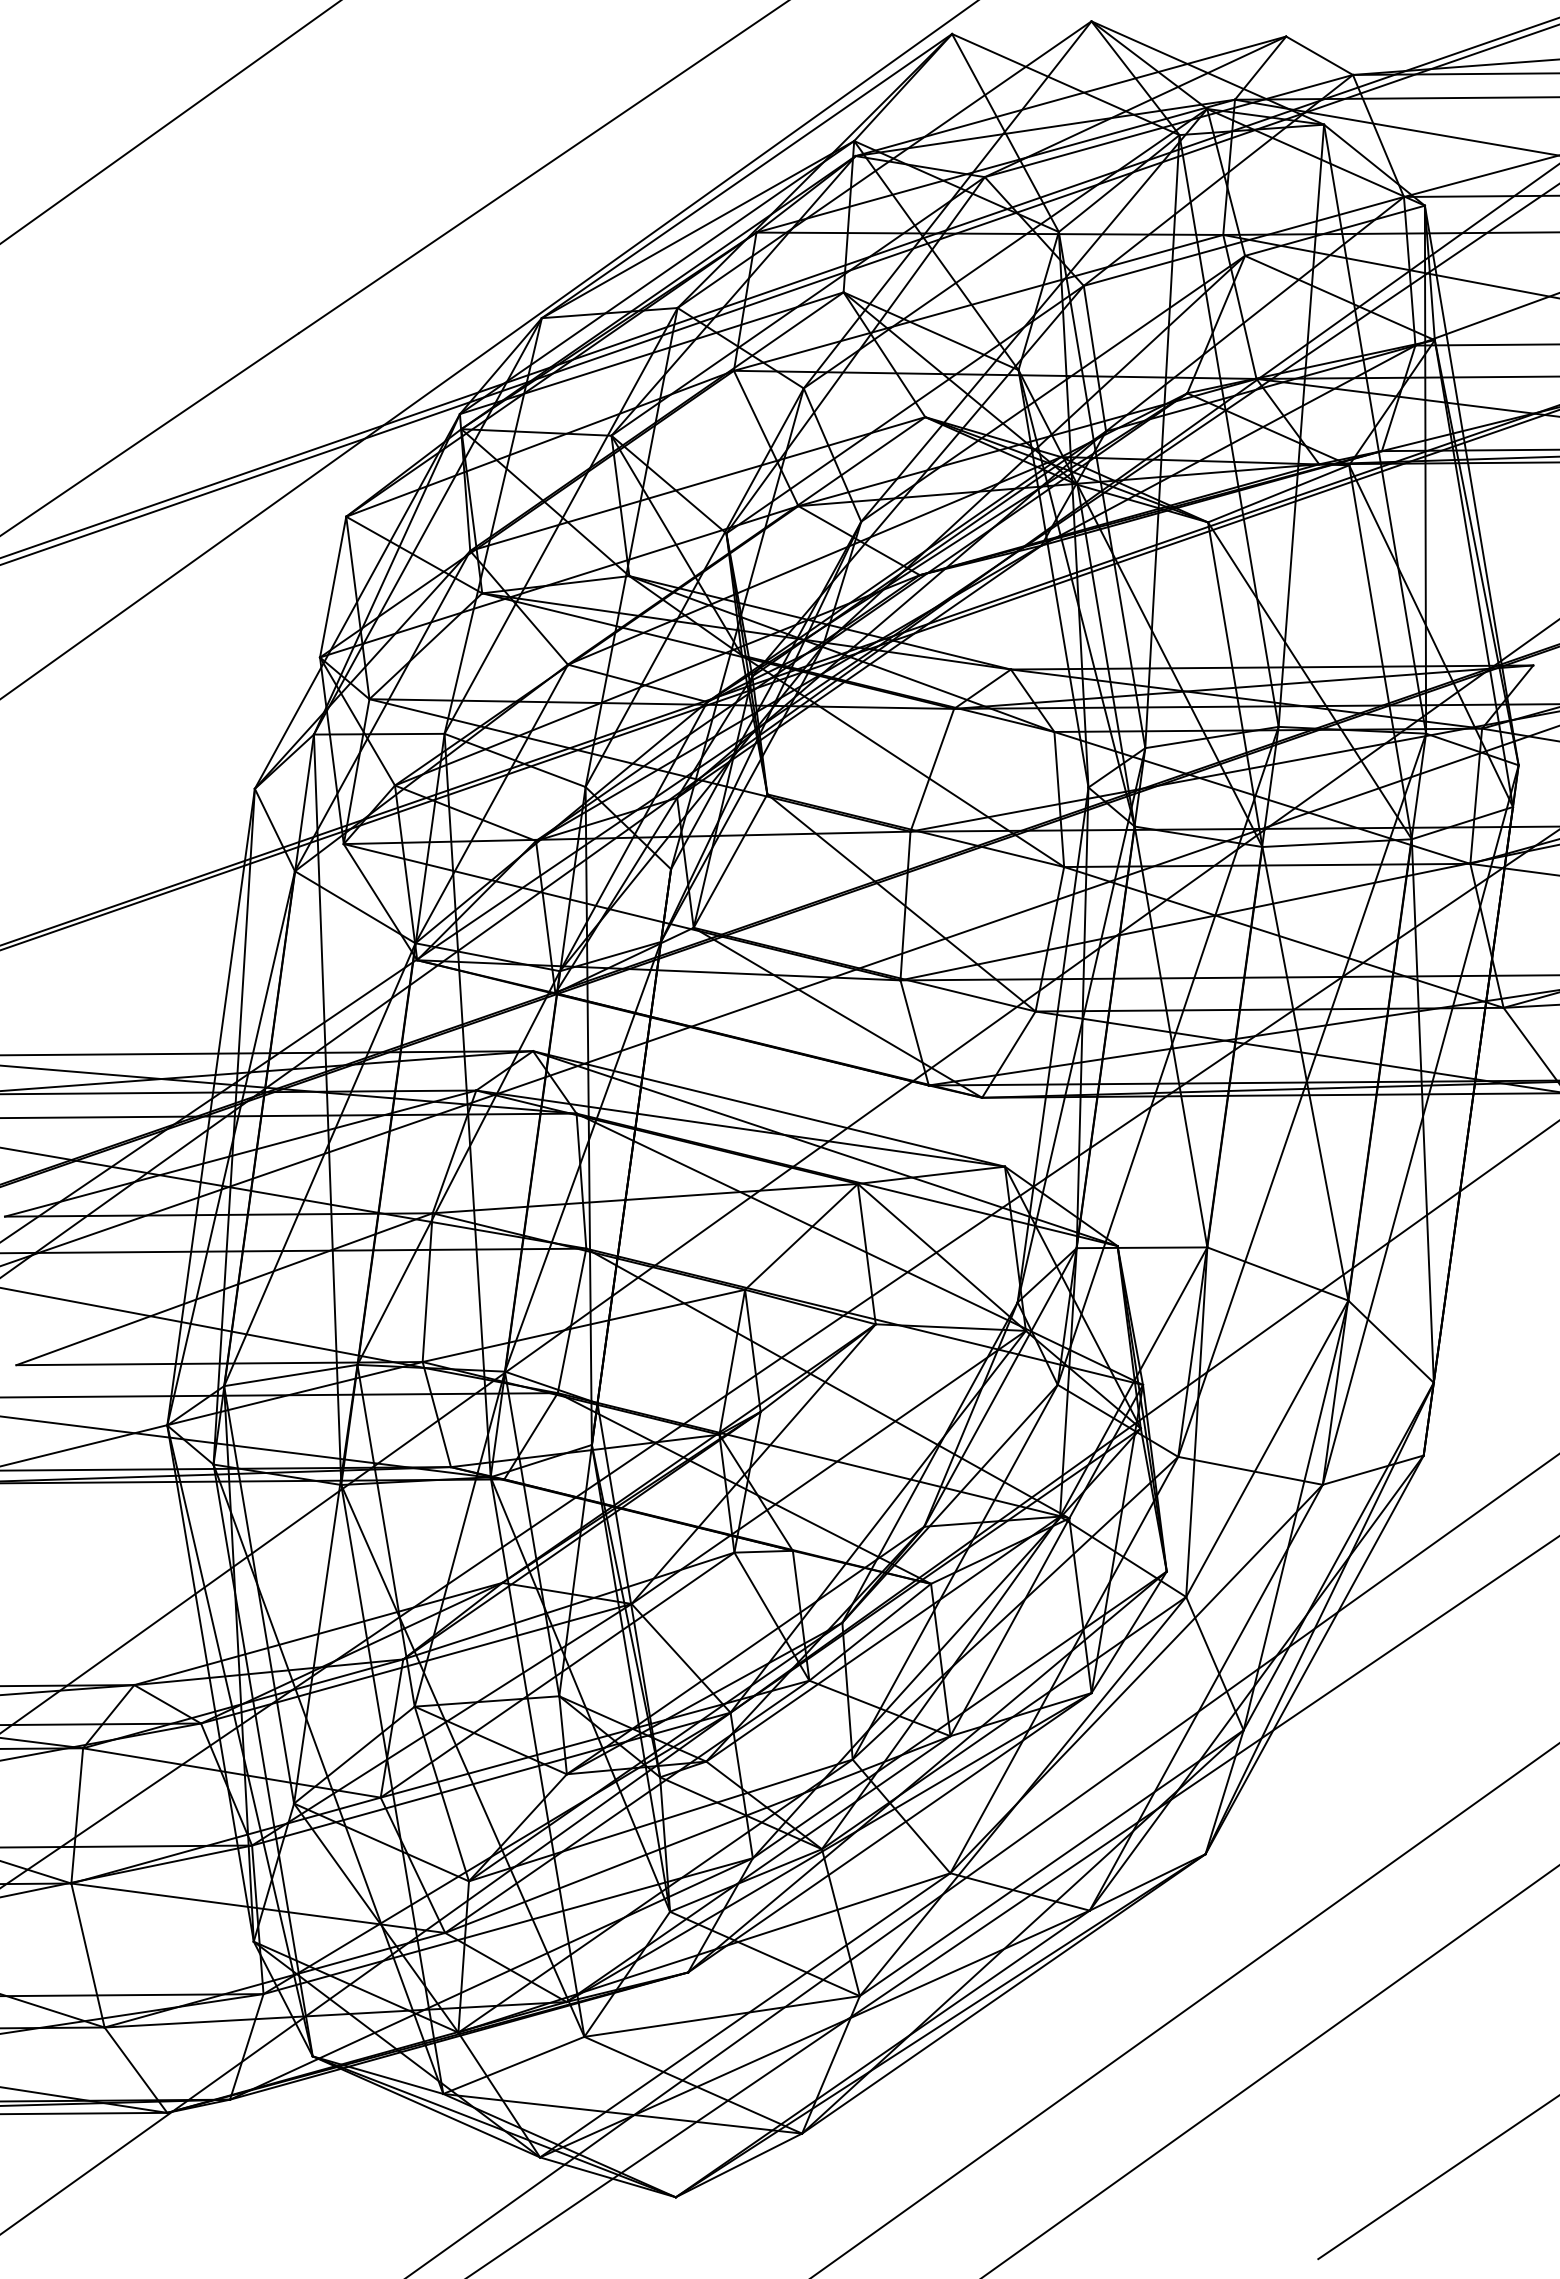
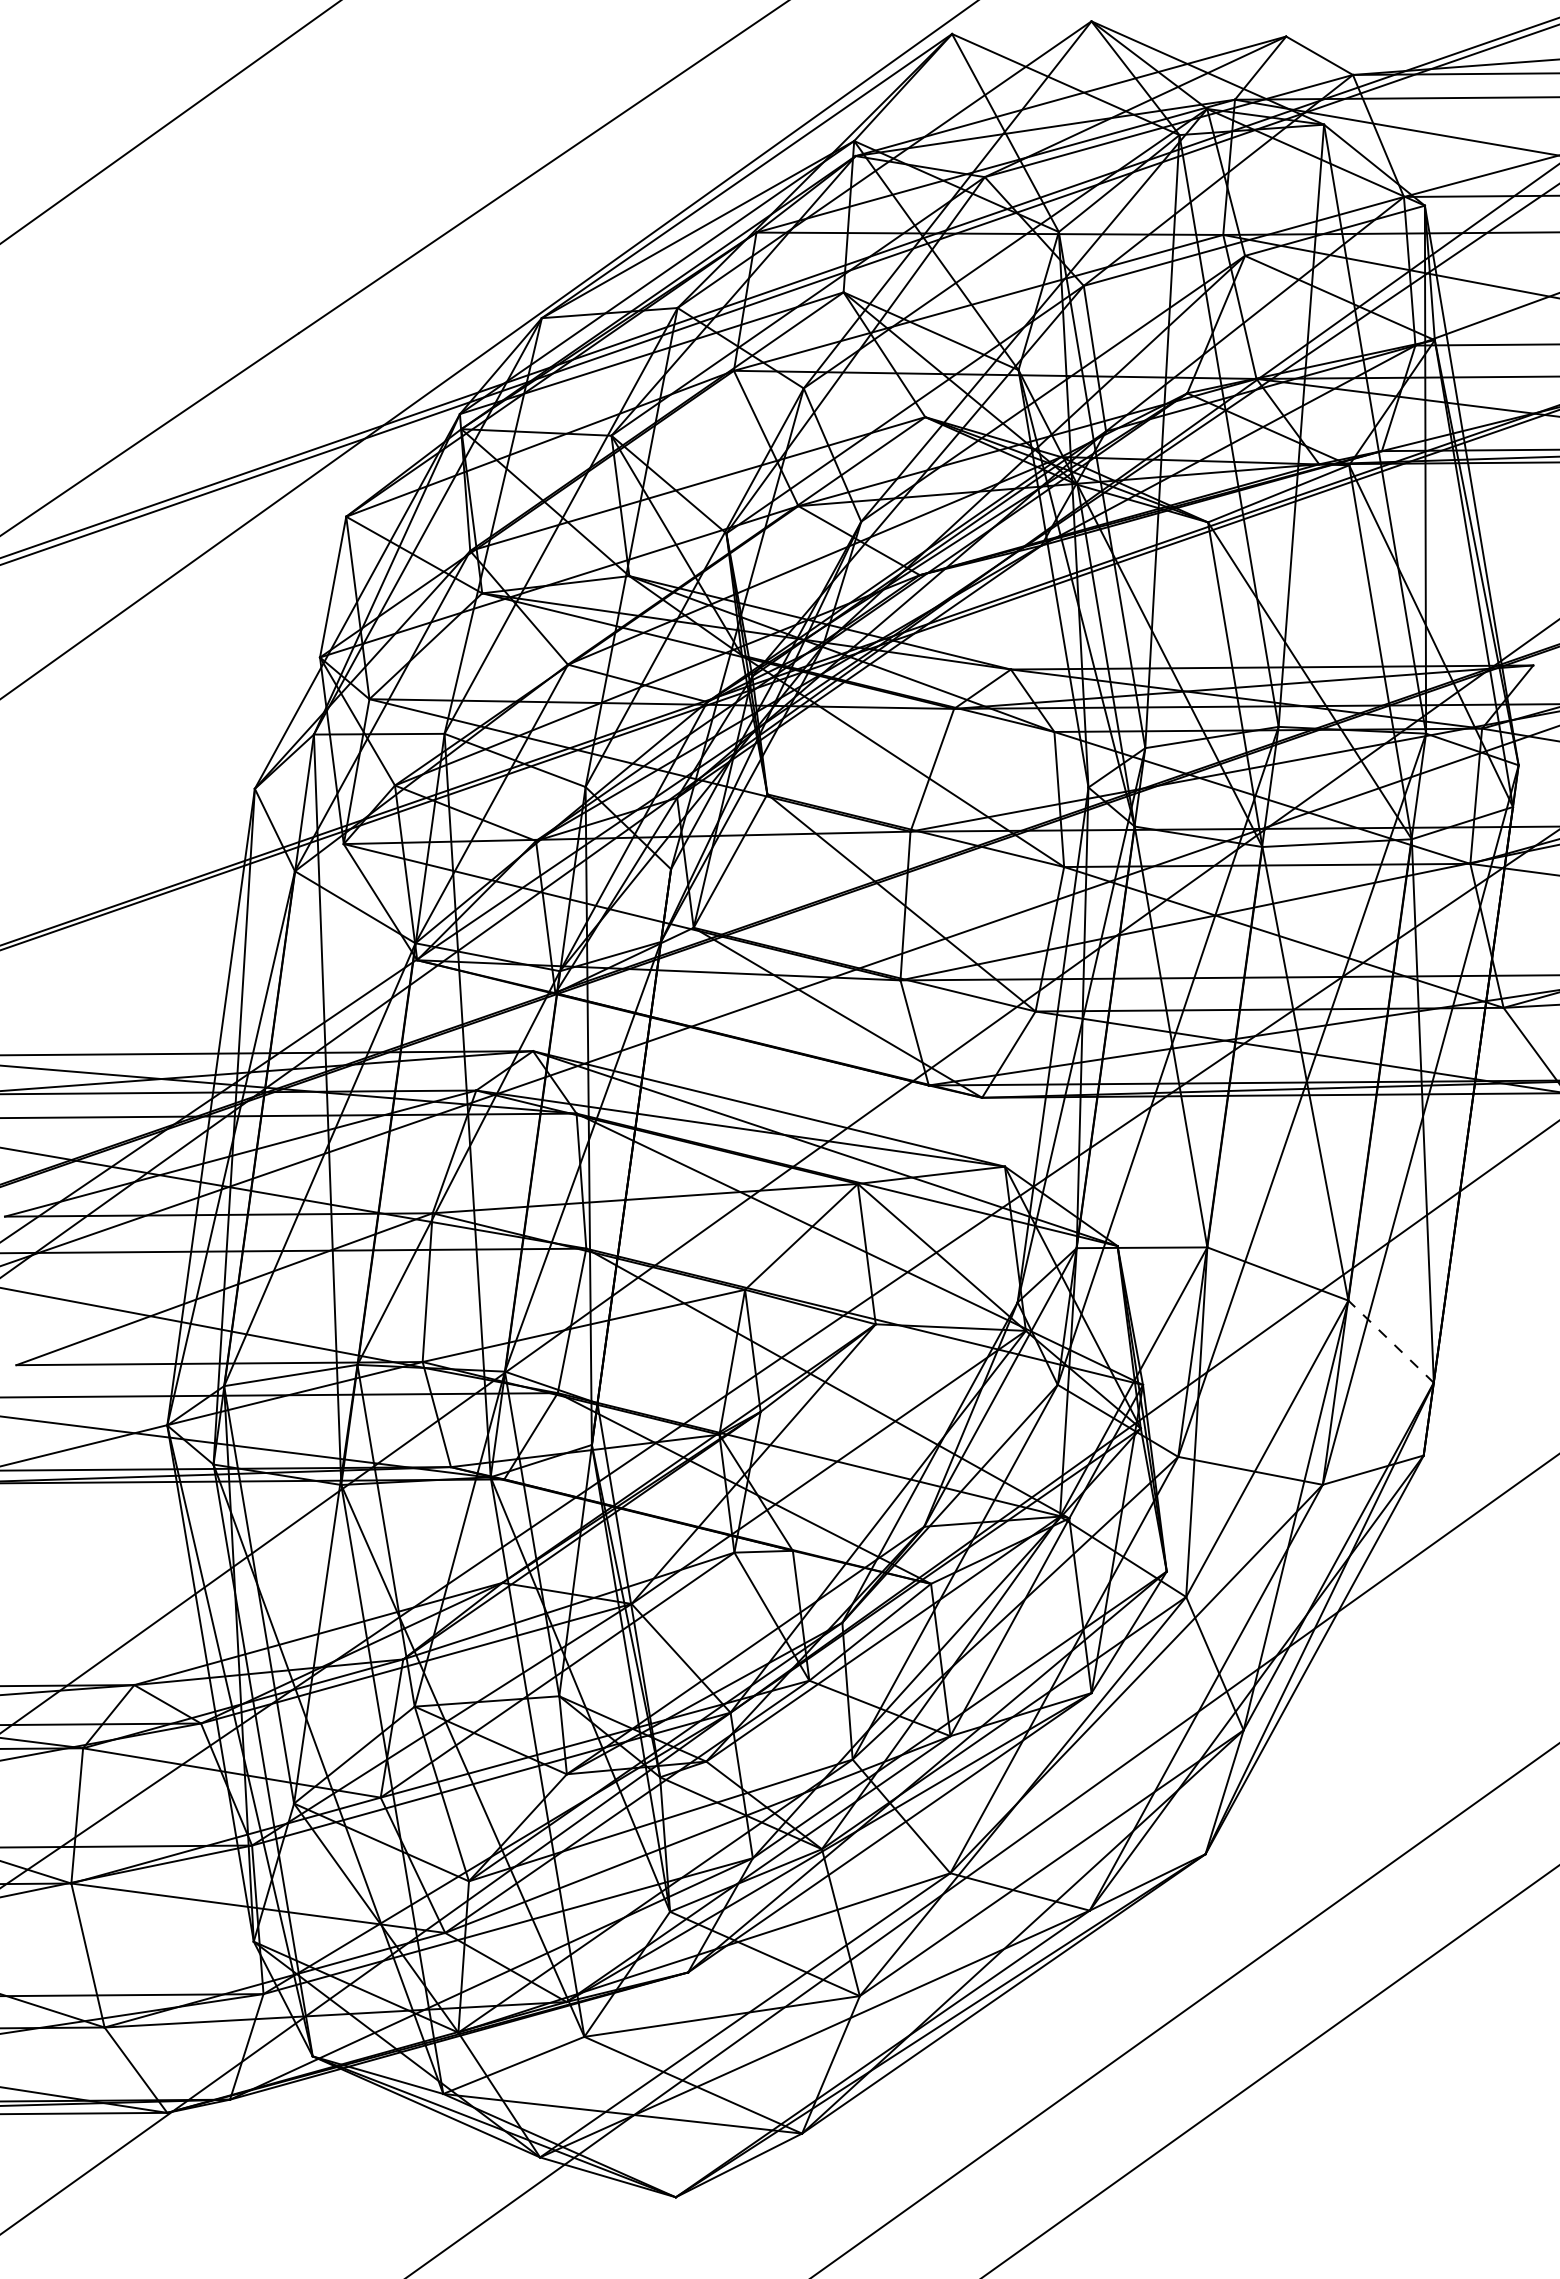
line: solid -> dashed (1390, 1341)
line: present -> none (1012, 1906)
line: present -> none (1437, 2178)
